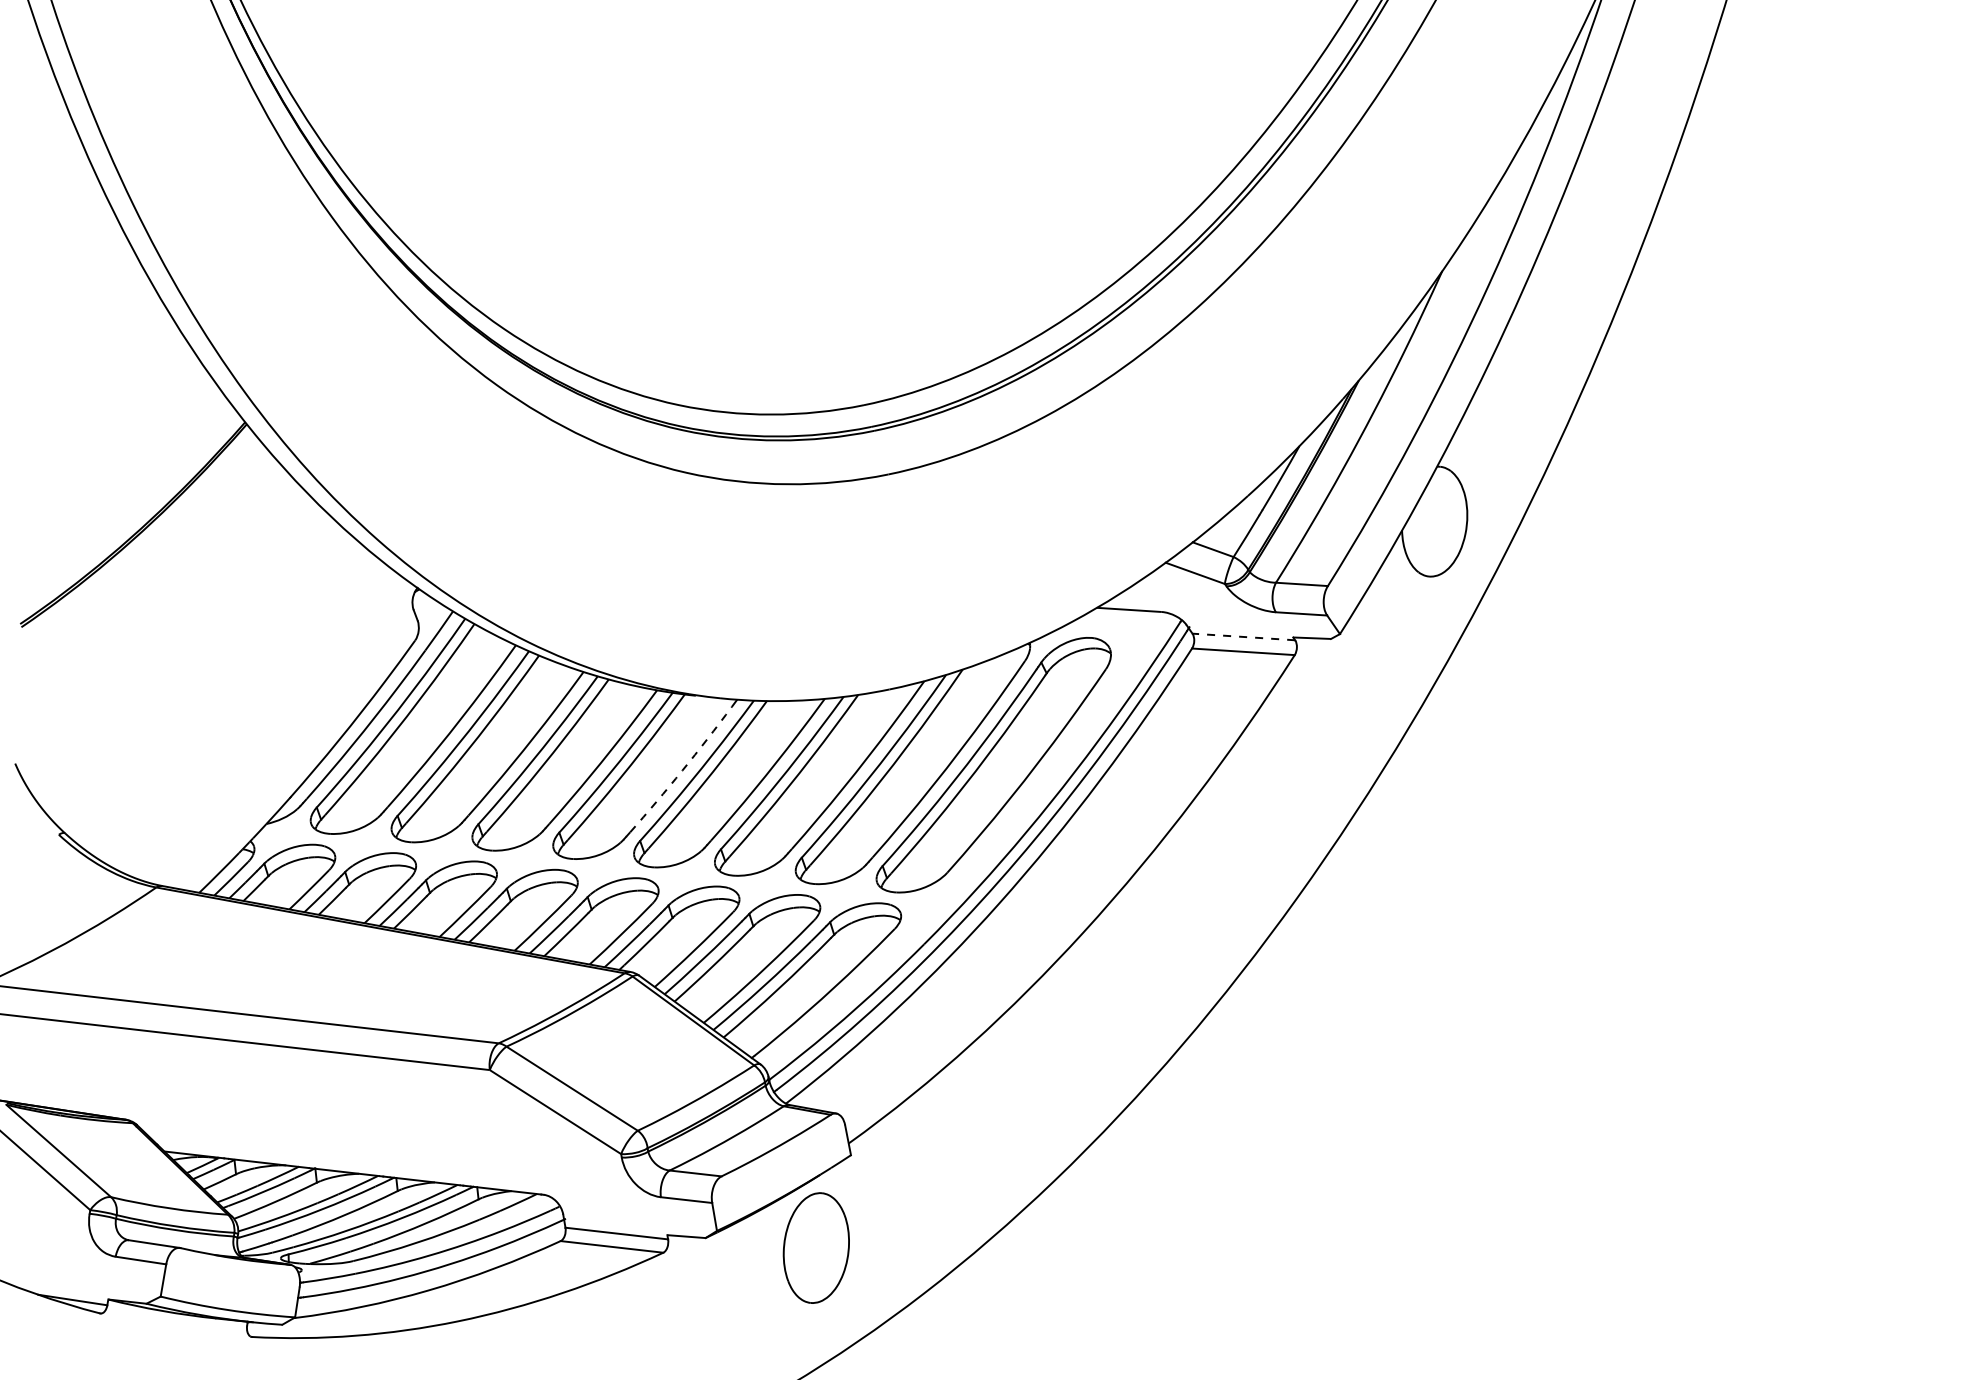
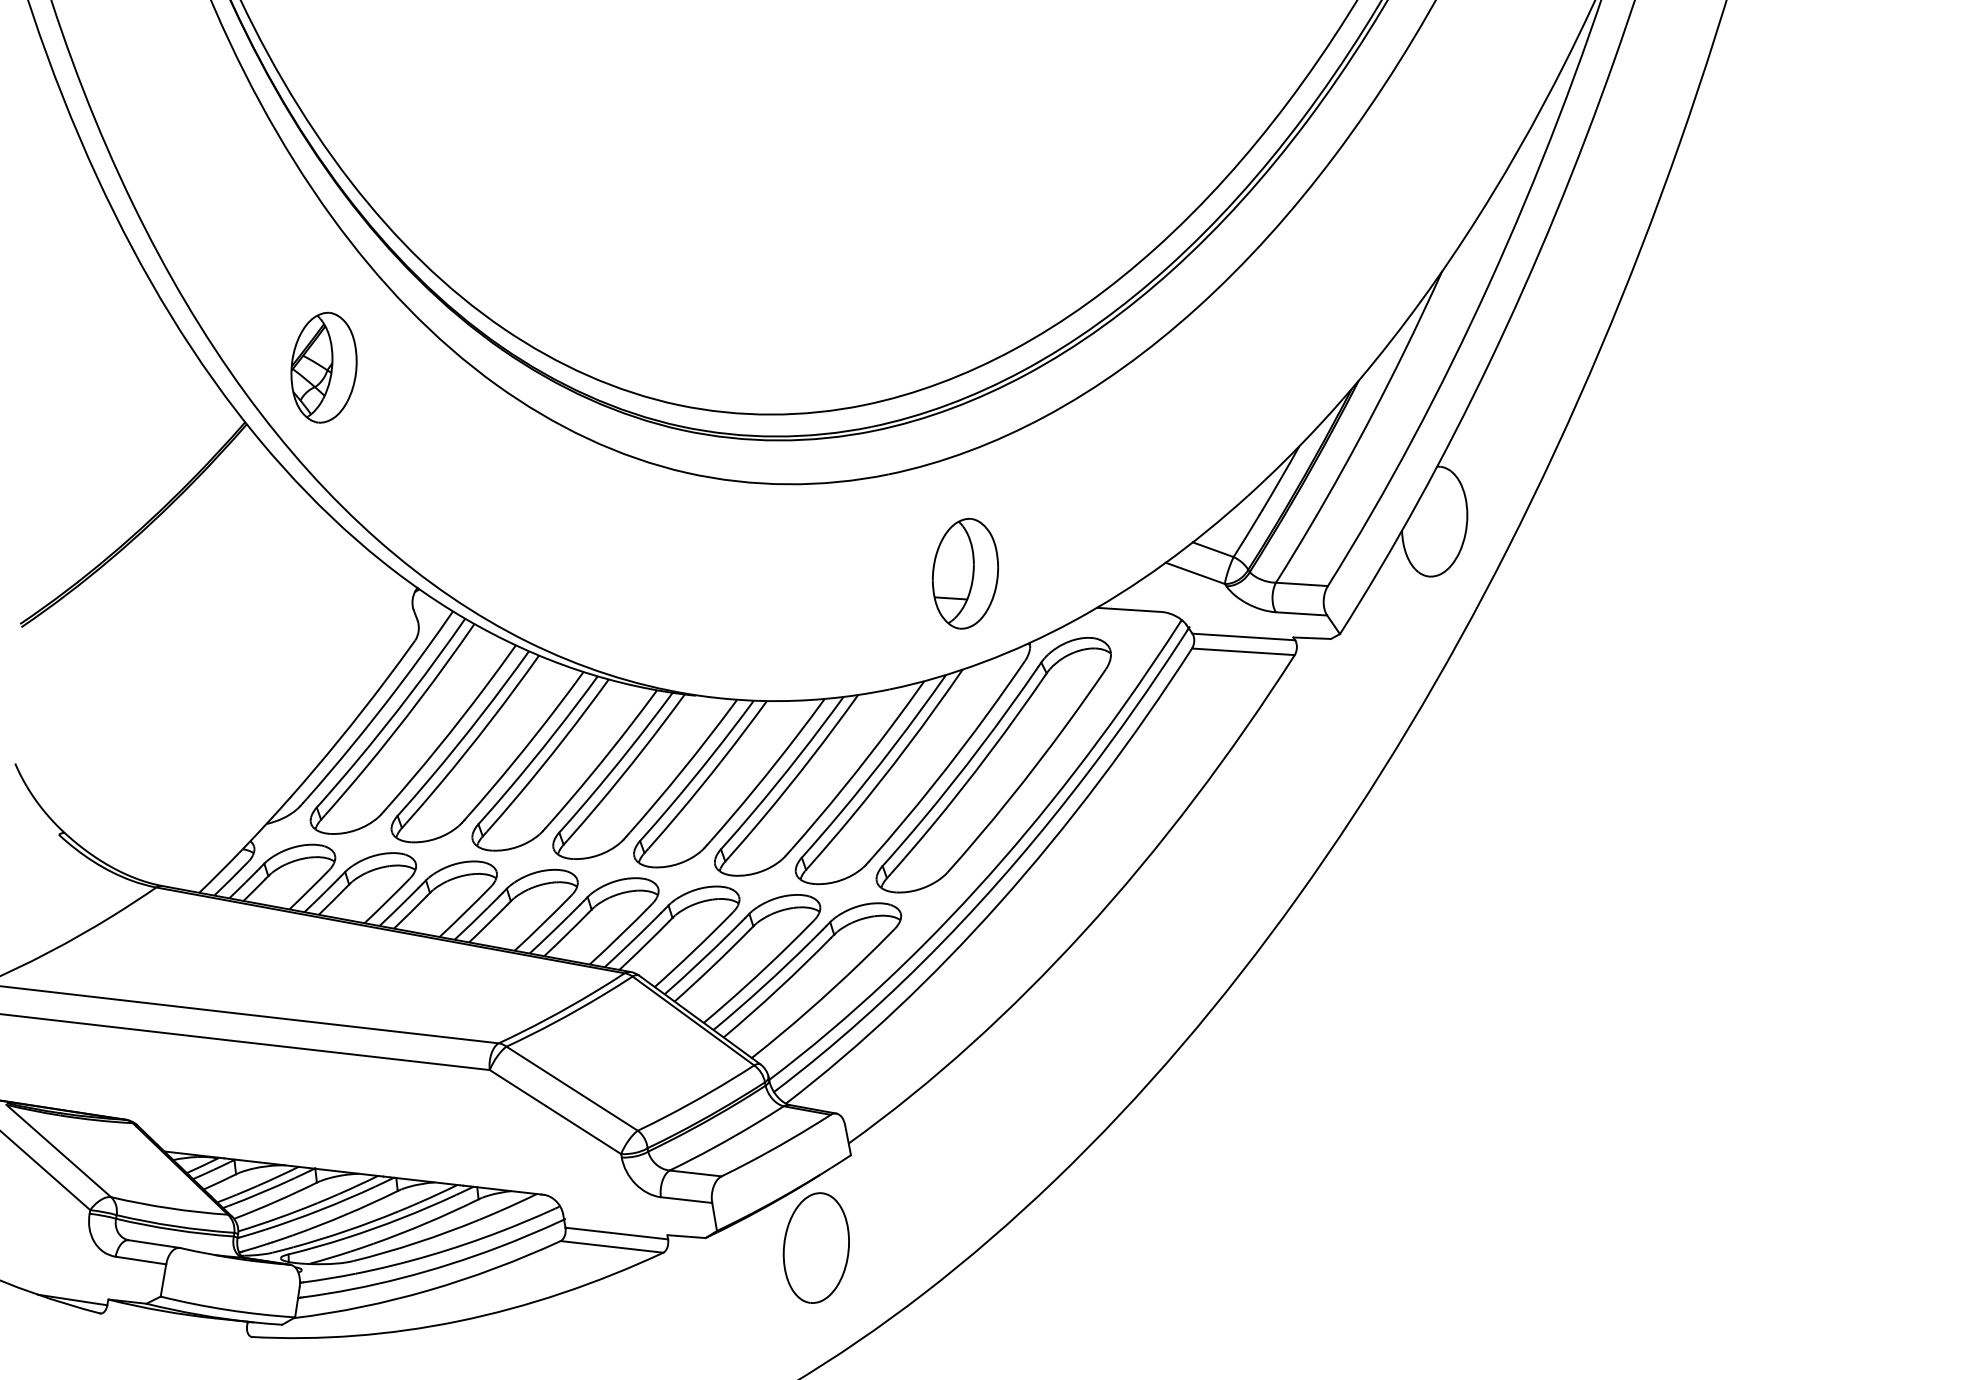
part: none -> present (323, 367)
part: none -> present (965, 573)
line: dashed -> solid (1243, 636)
arc: dashed -> solid (682, 770)
